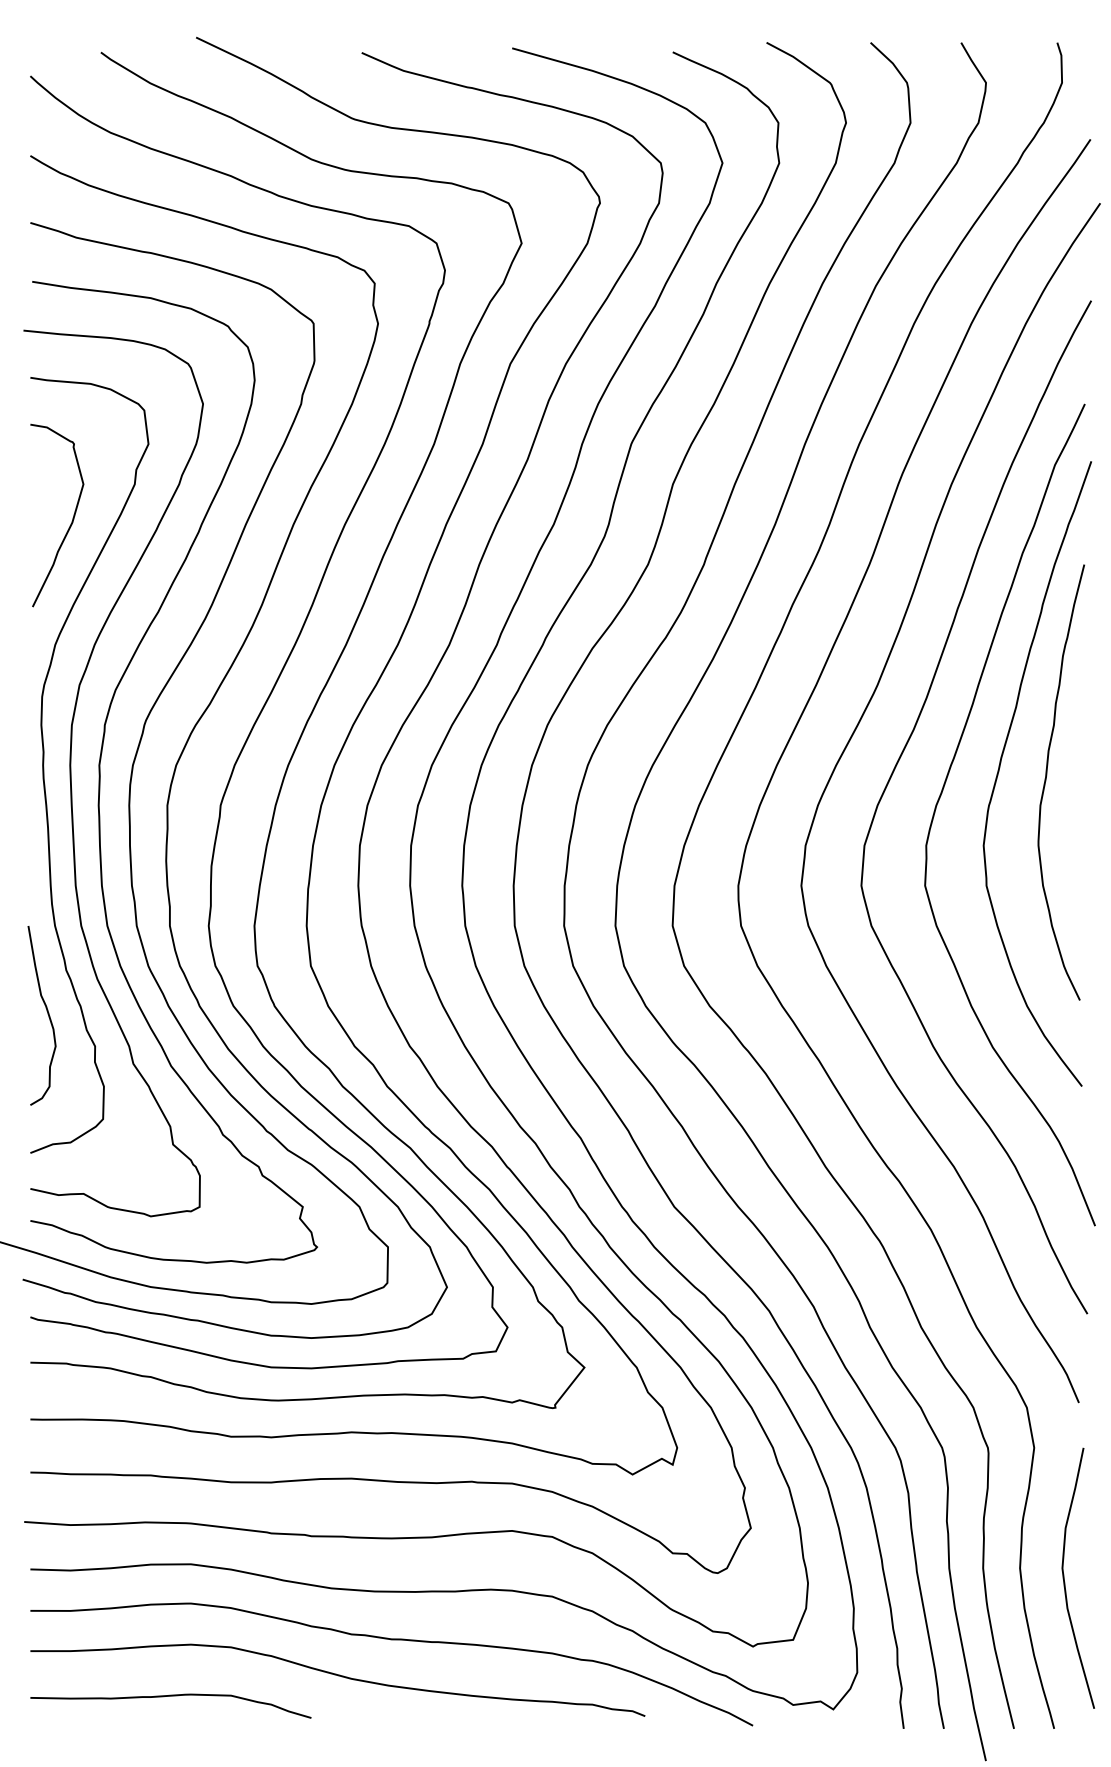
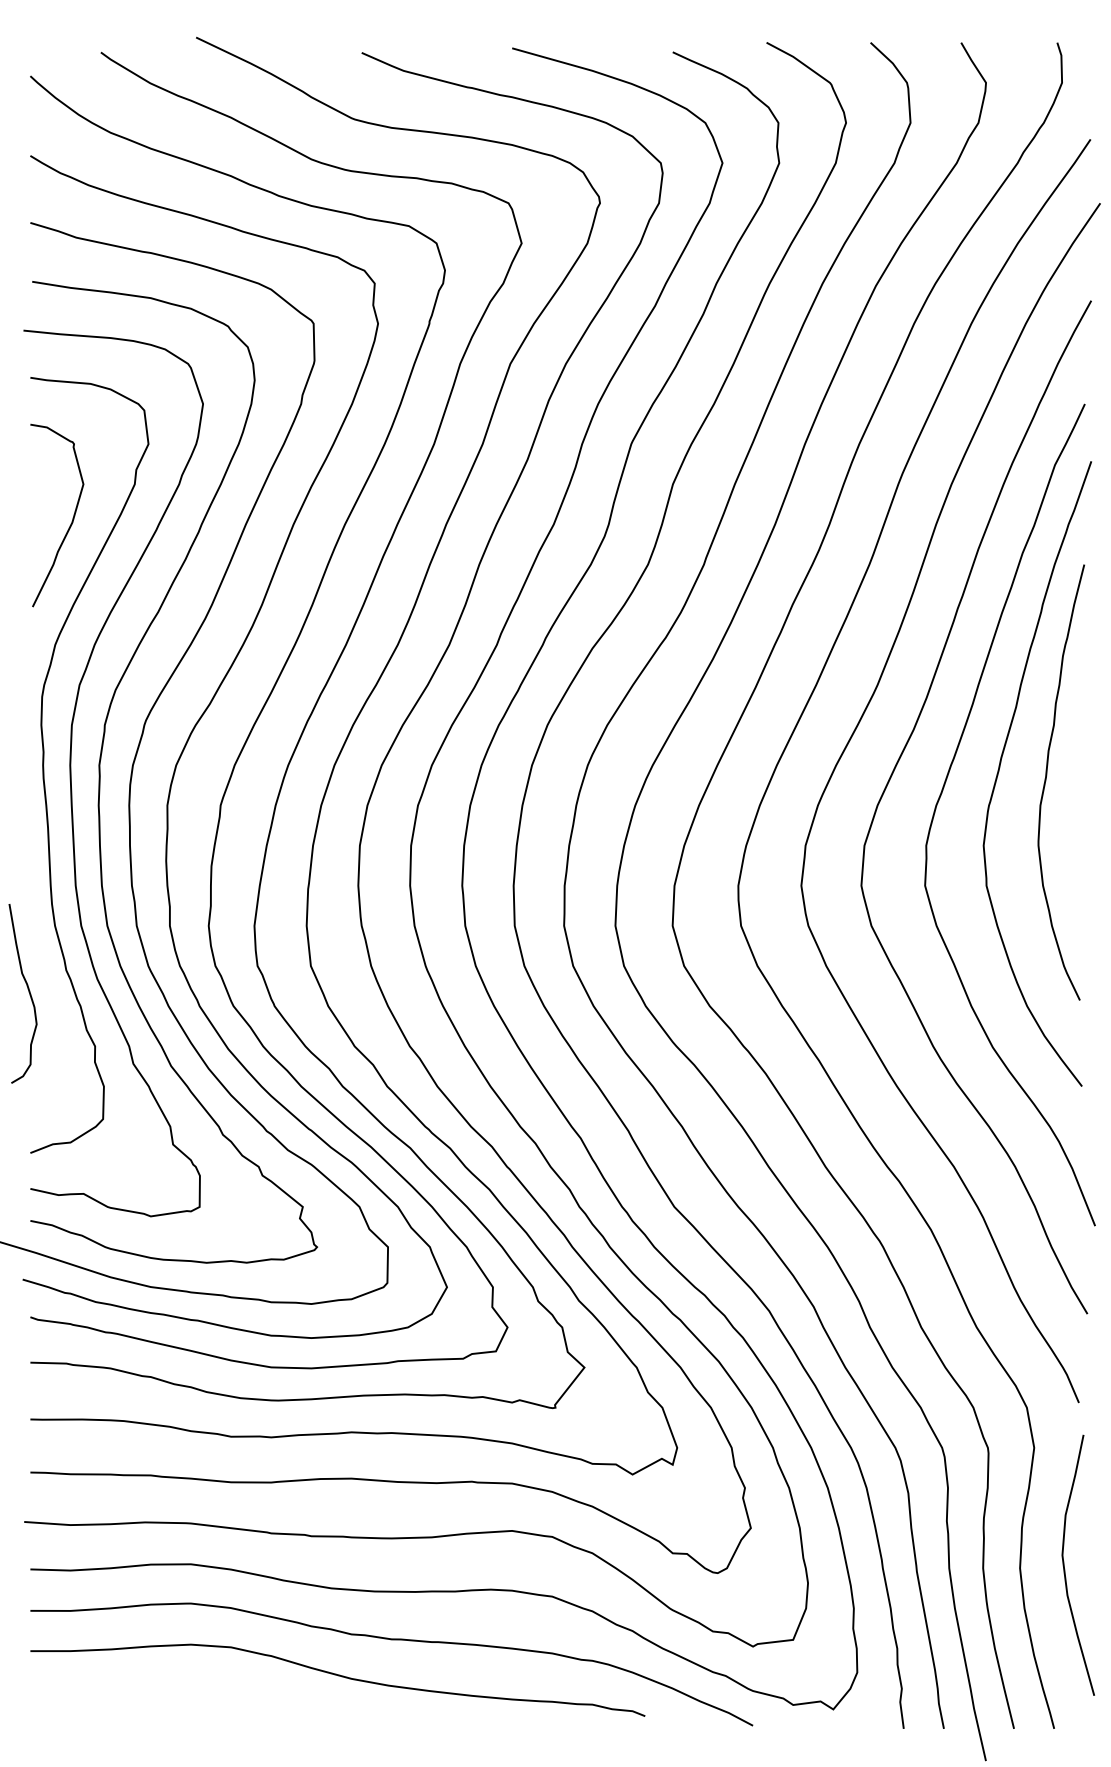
curve position: (47, 1014) -> (28, 992) (28, 992)
curve position: (1064, 1577) -> (1064, 1564) (1064, 1564)
curve: present -> none (170, 1696)
